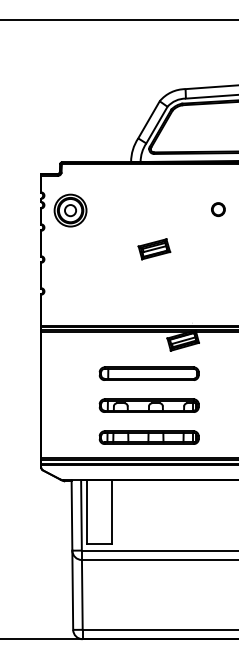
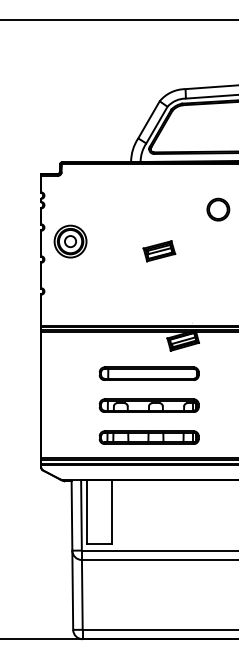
part size: 15x15 px -> 25x25 px (218, 209)
part position: (70, 210) -> (70, 241) (70, 241)
part position: (154, 249) -> (159, 251) (159, 251)
